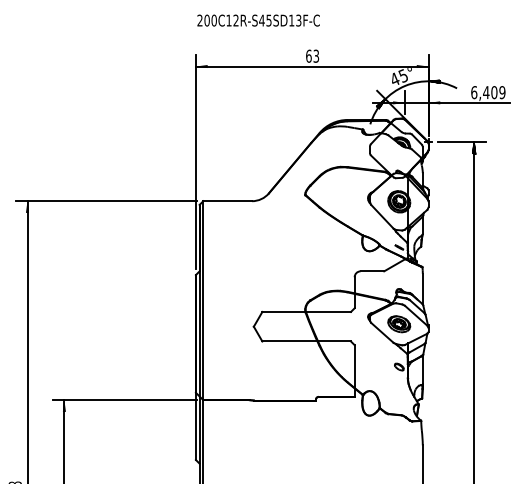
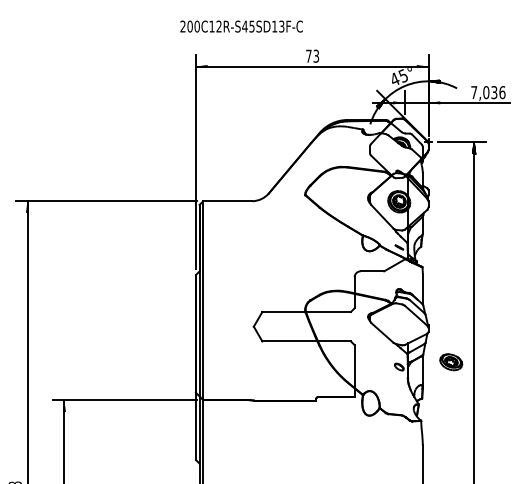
text position: (258, 20) -> (241, 26) (241, 26)
text: 63 -> 73 (308, 55)
text: 6,409 -> 7,036 (488, 92)
part position: (399, 324) -> (451, 362) (451, 362)
